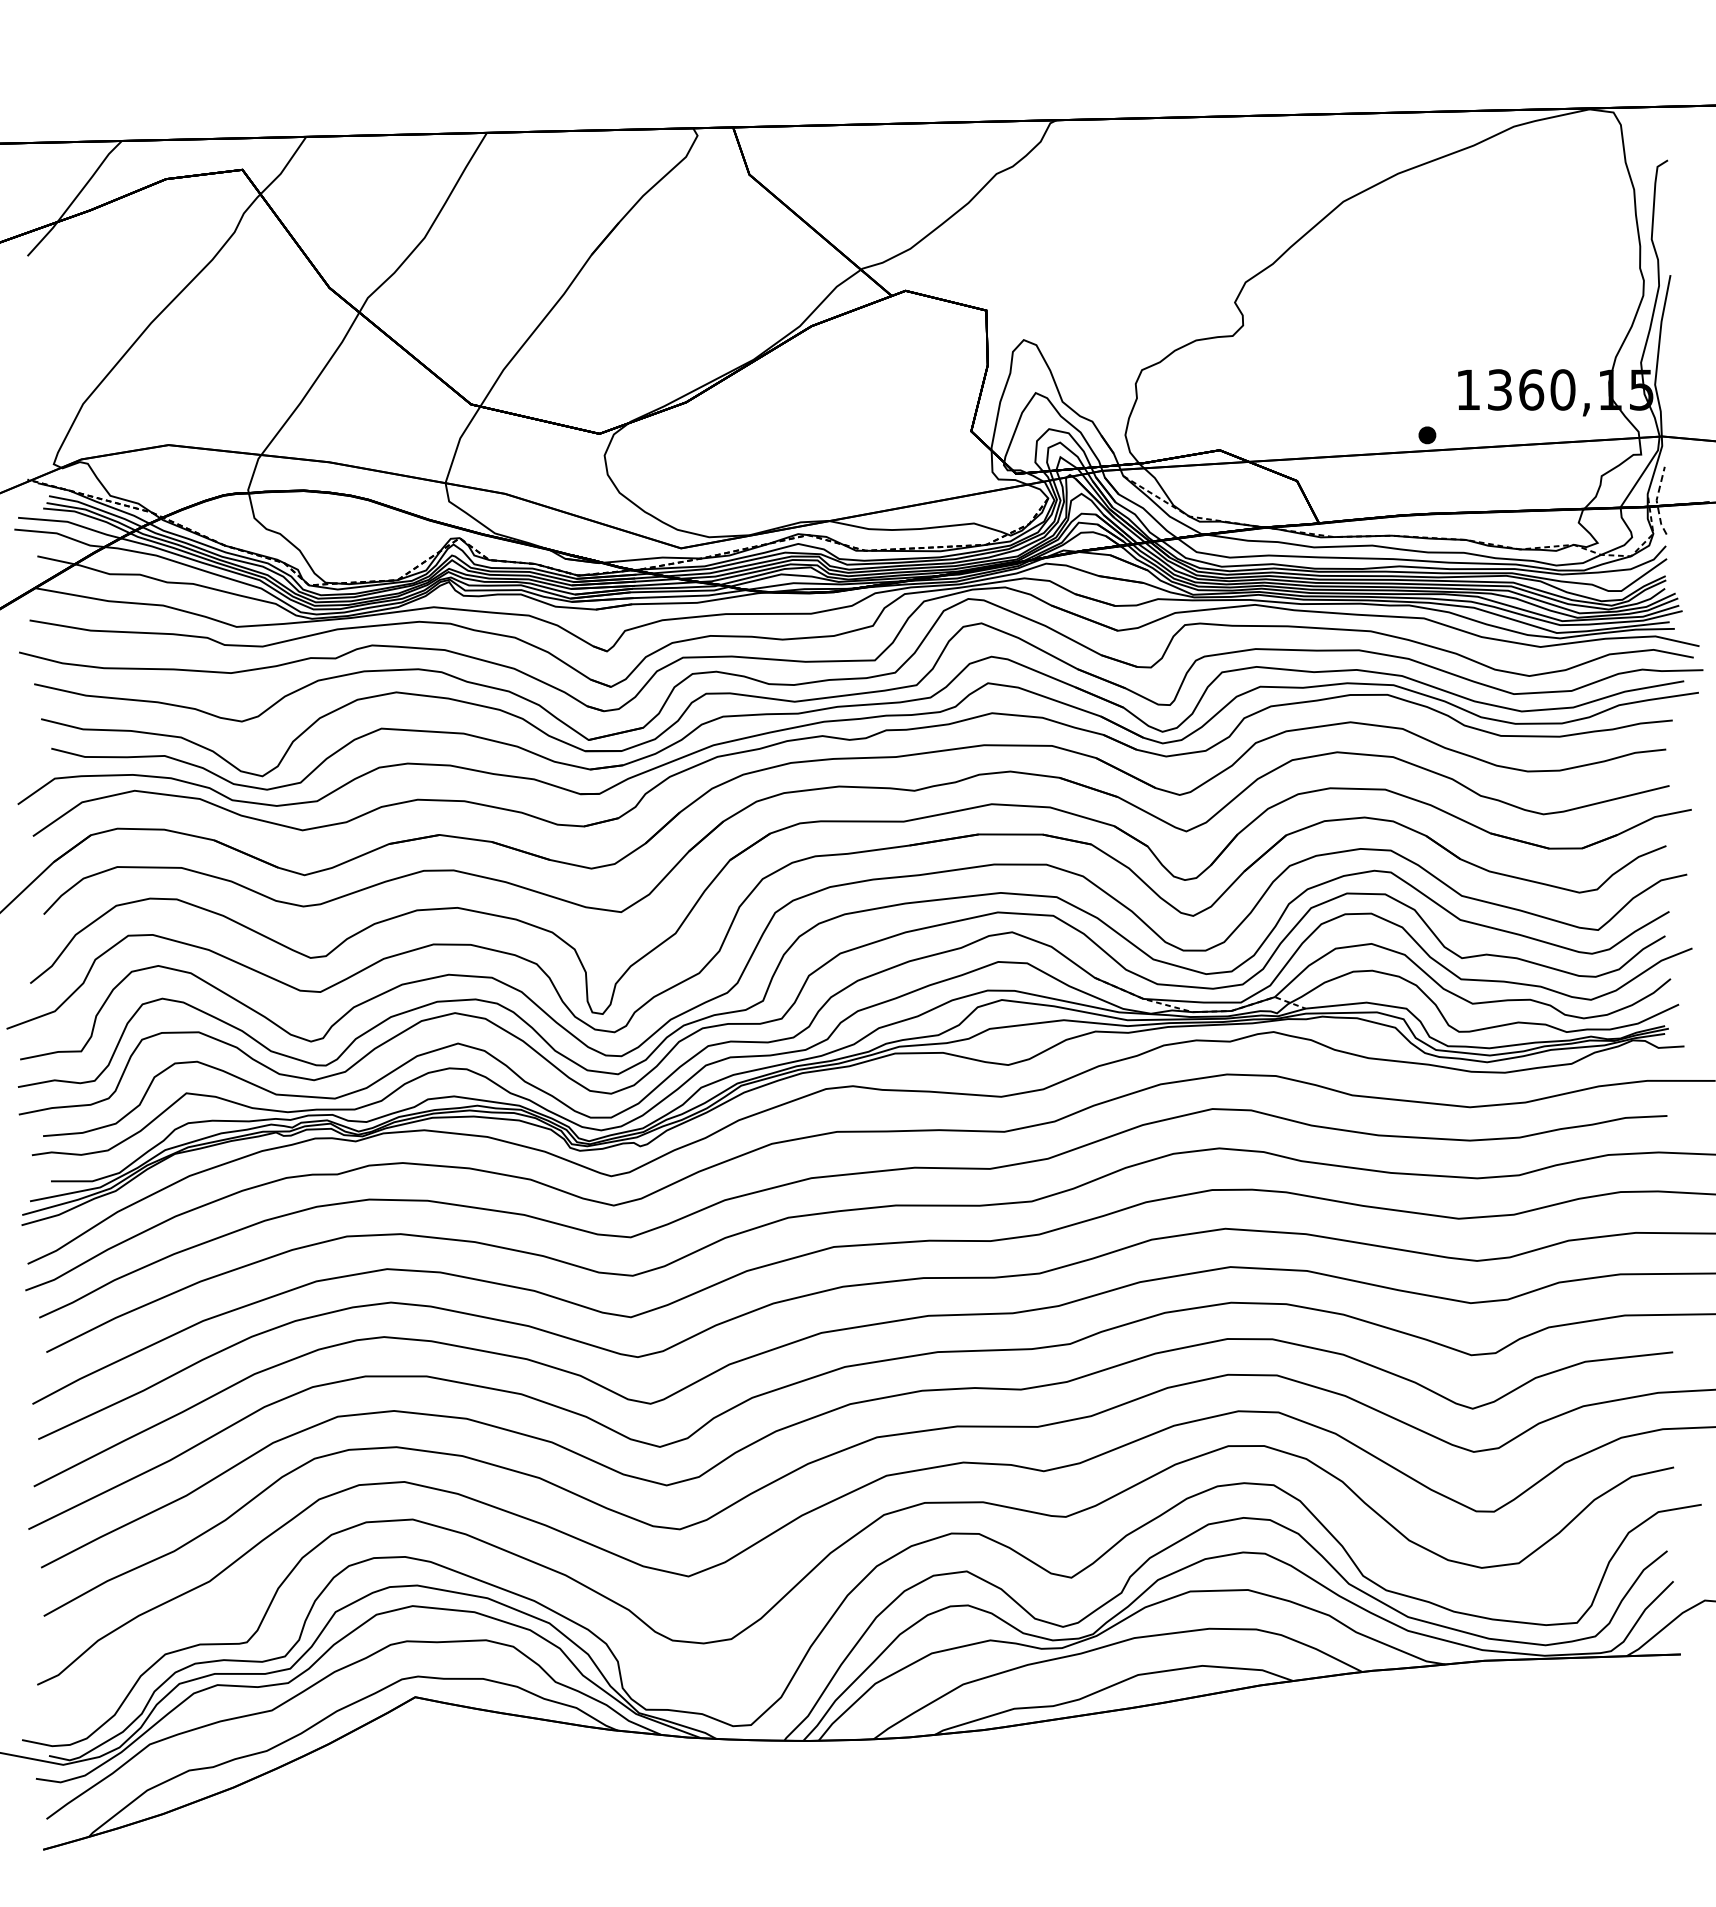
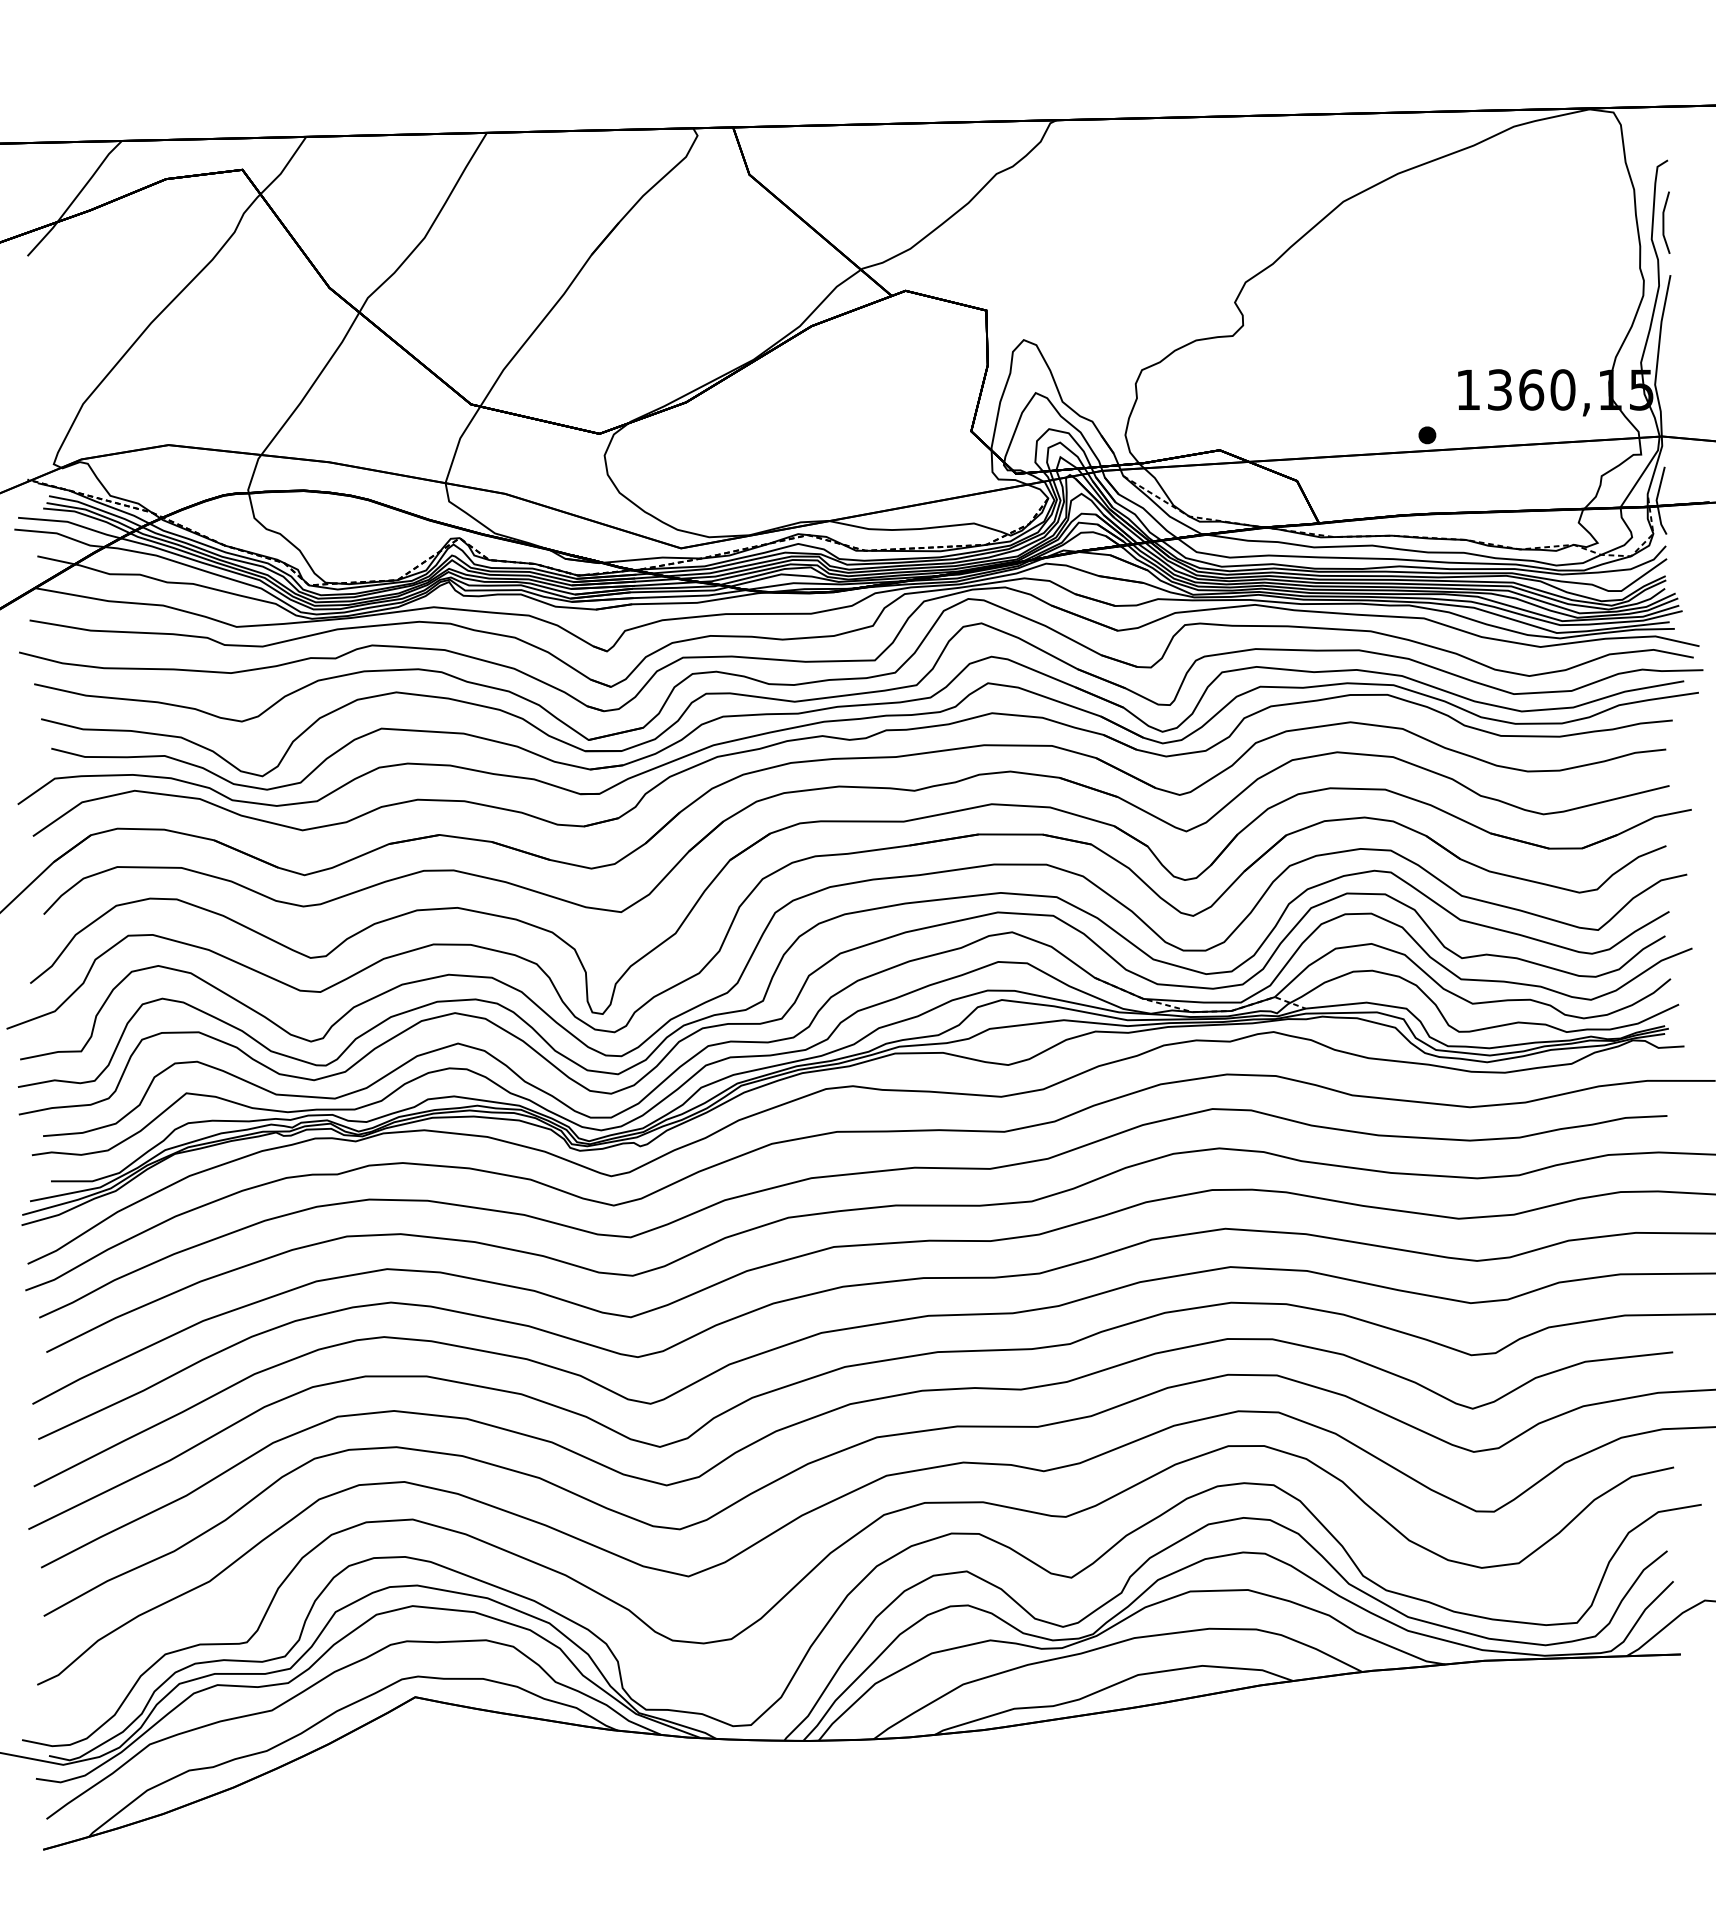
line: none -> present (1664, 222)
line: dashed -> solid (1656, 501)
